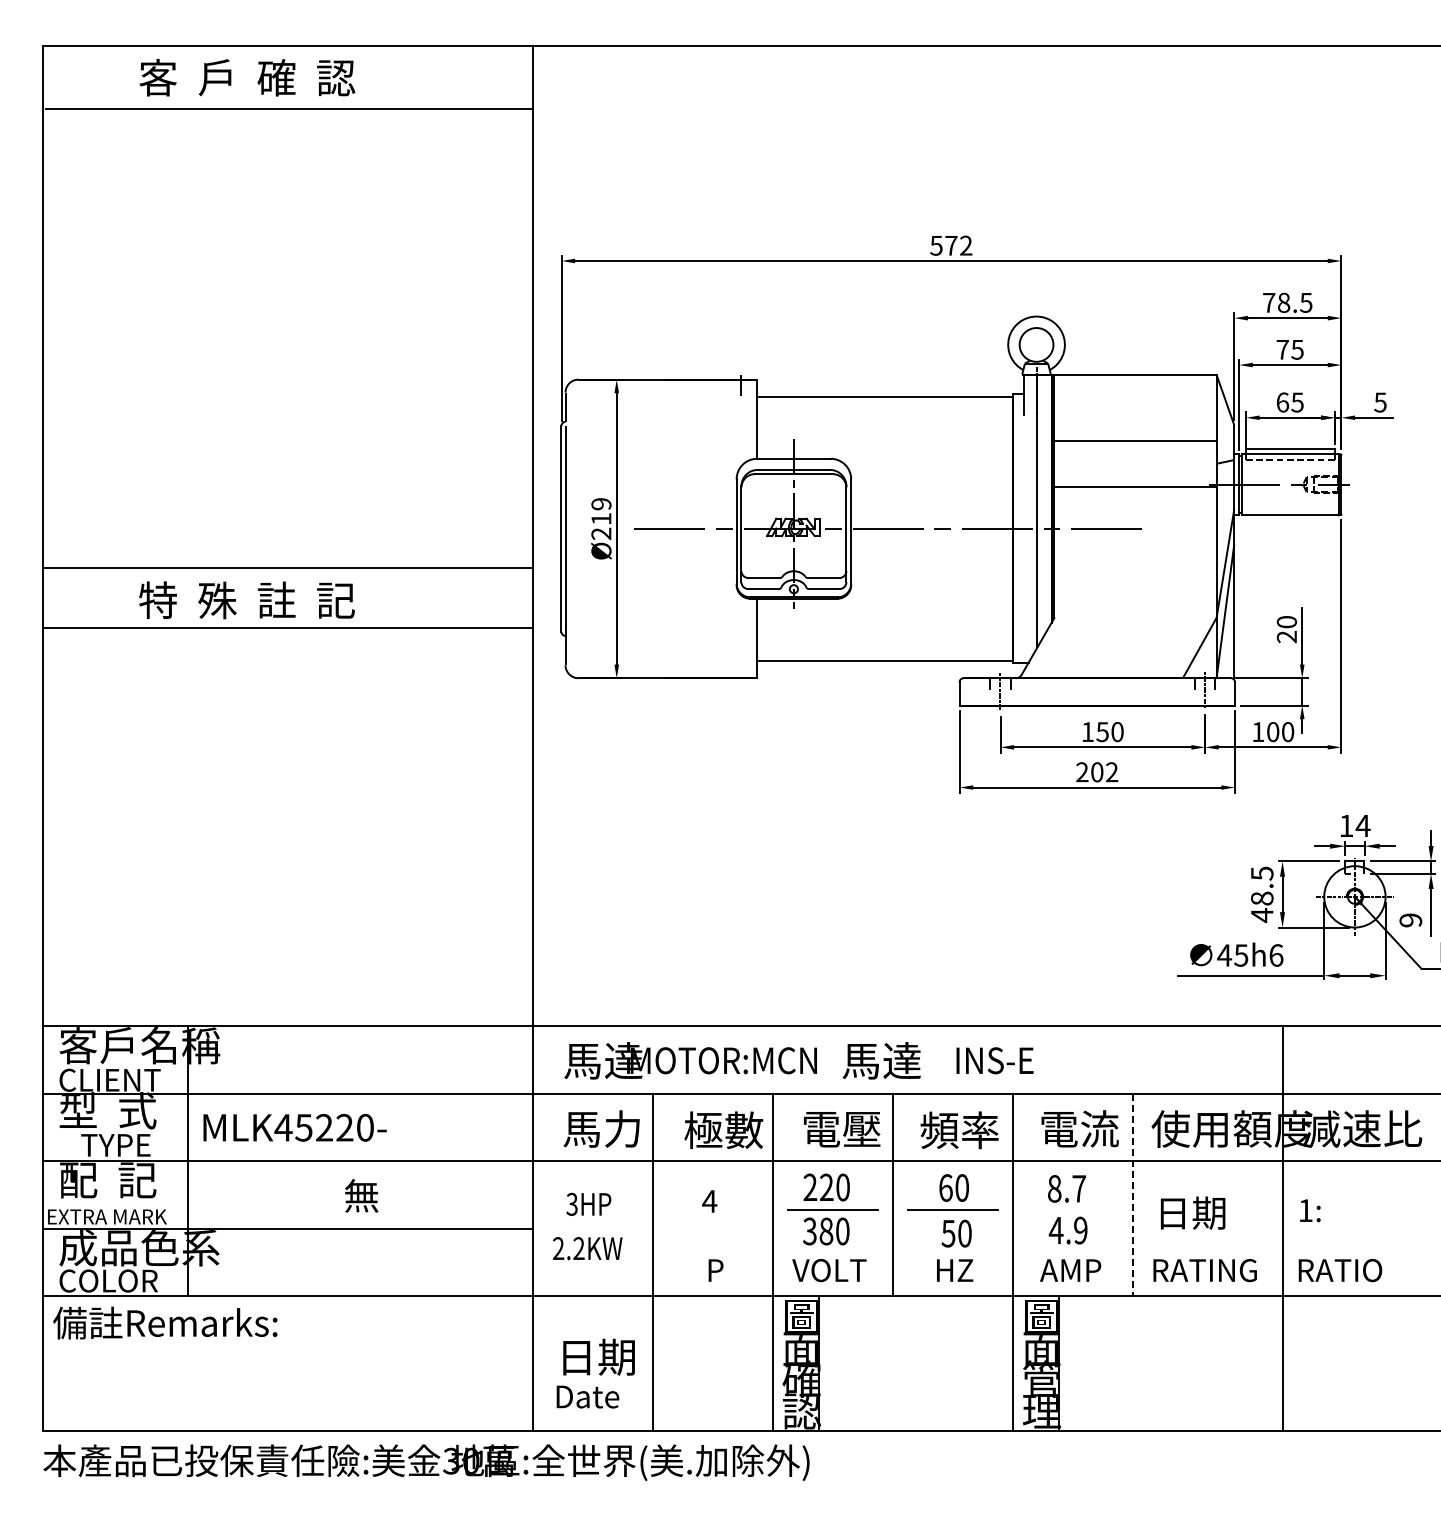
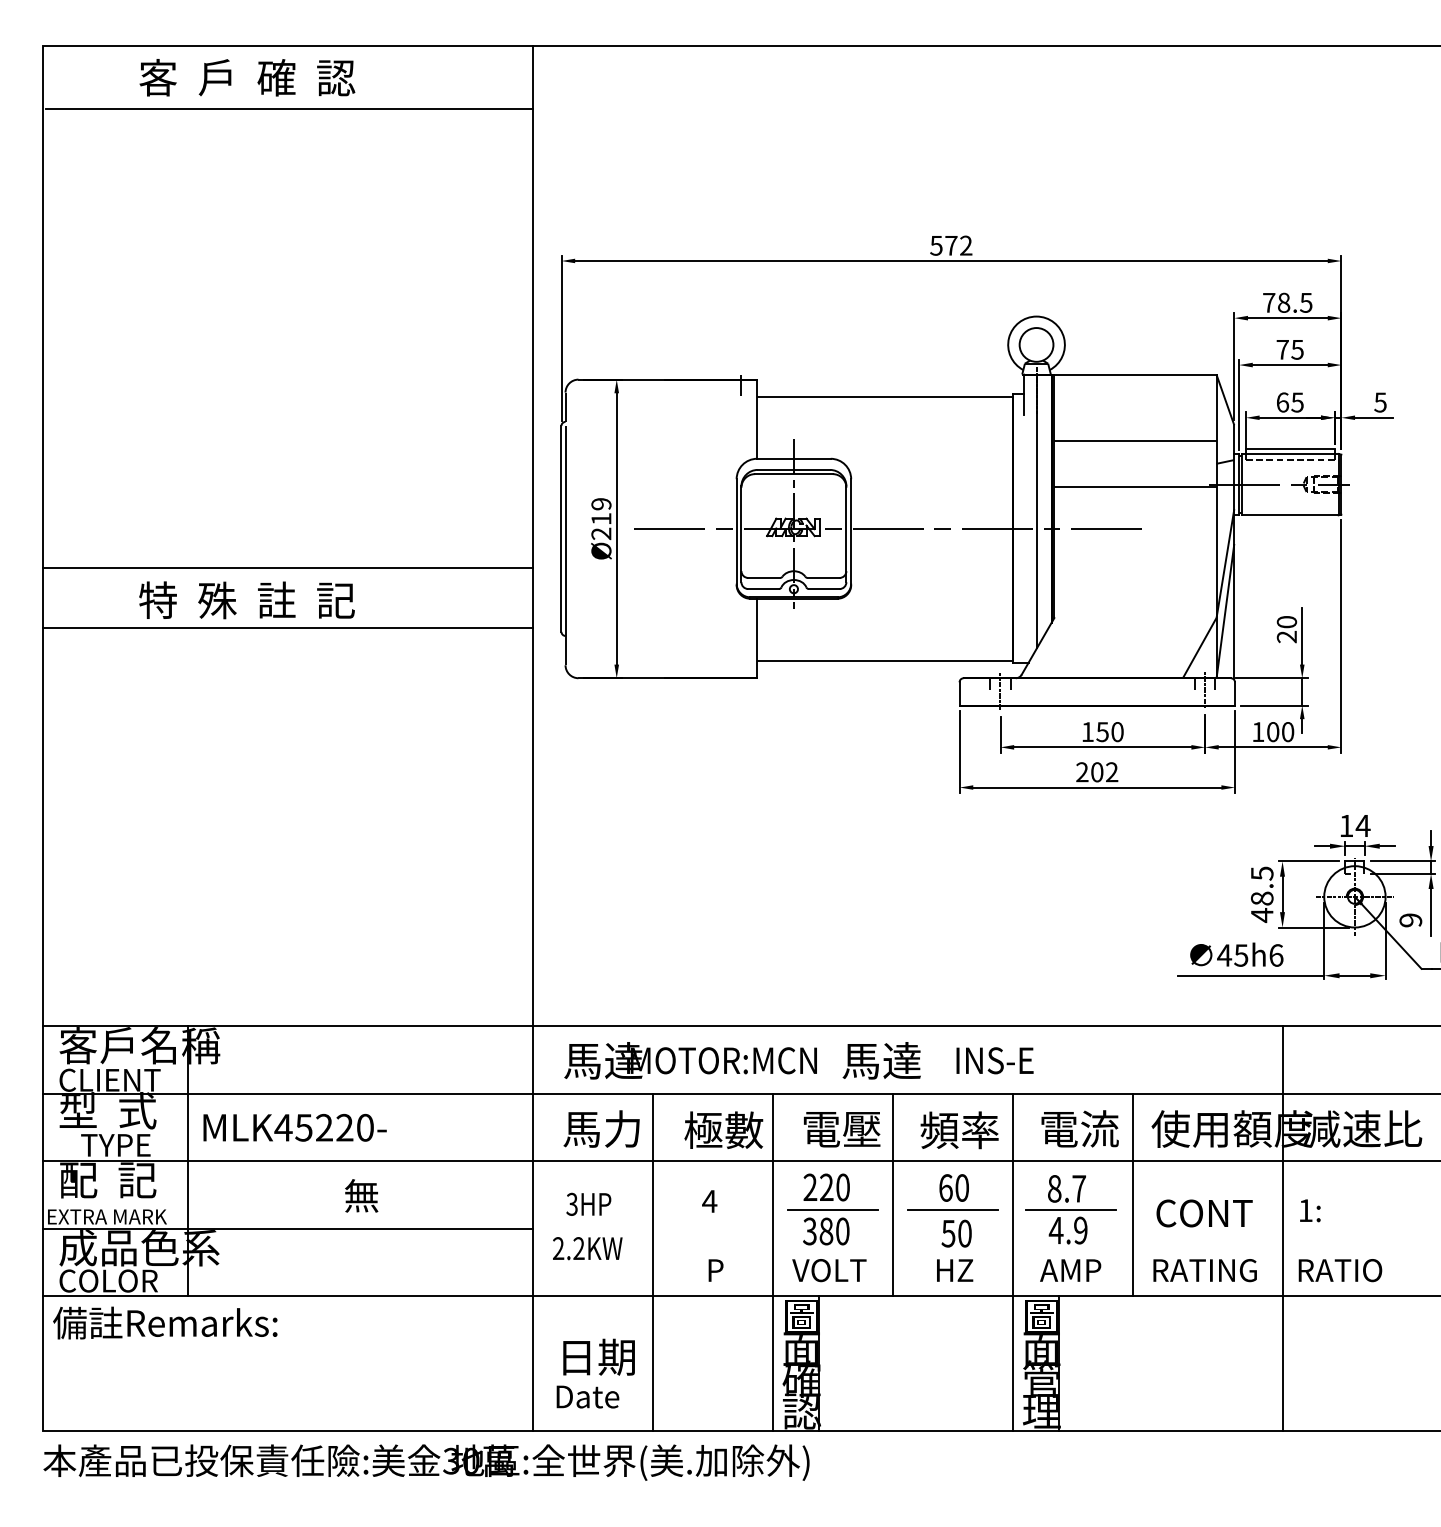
line: dashed -> solid (1133, 1195)
line: none -> present (1071, 1210)
text: 日期 -> CONT (1204, 1212)
